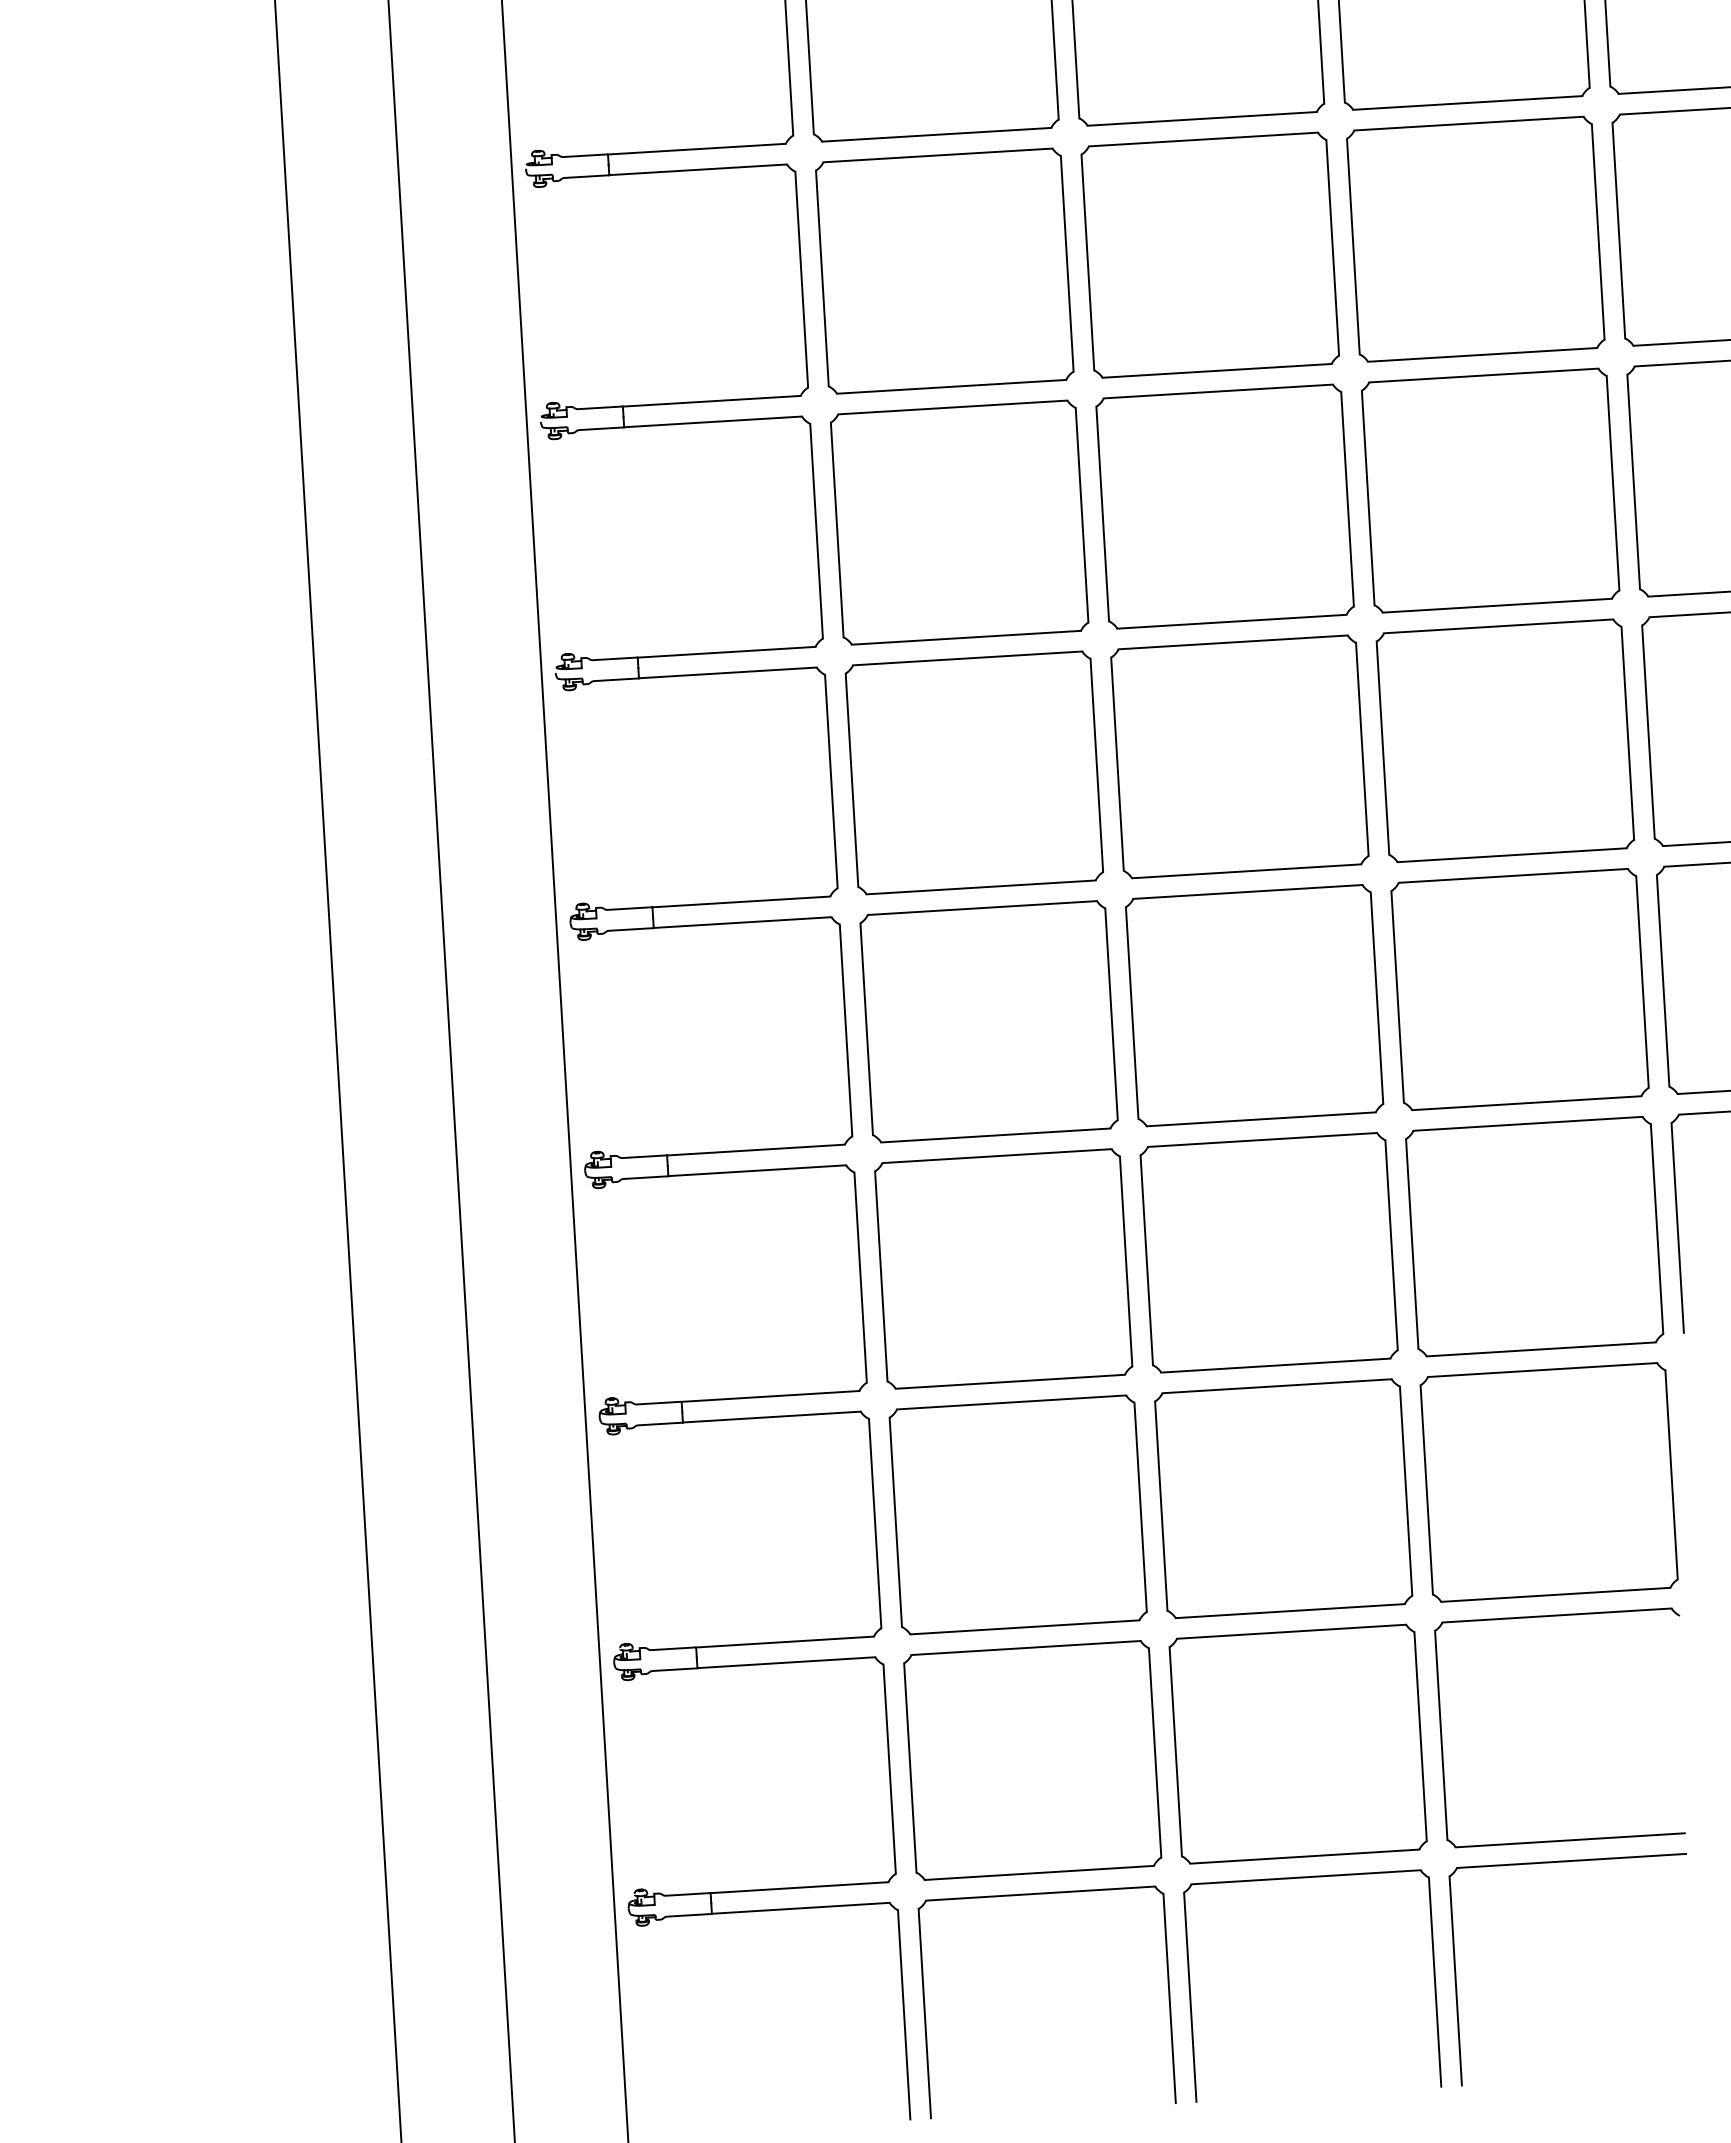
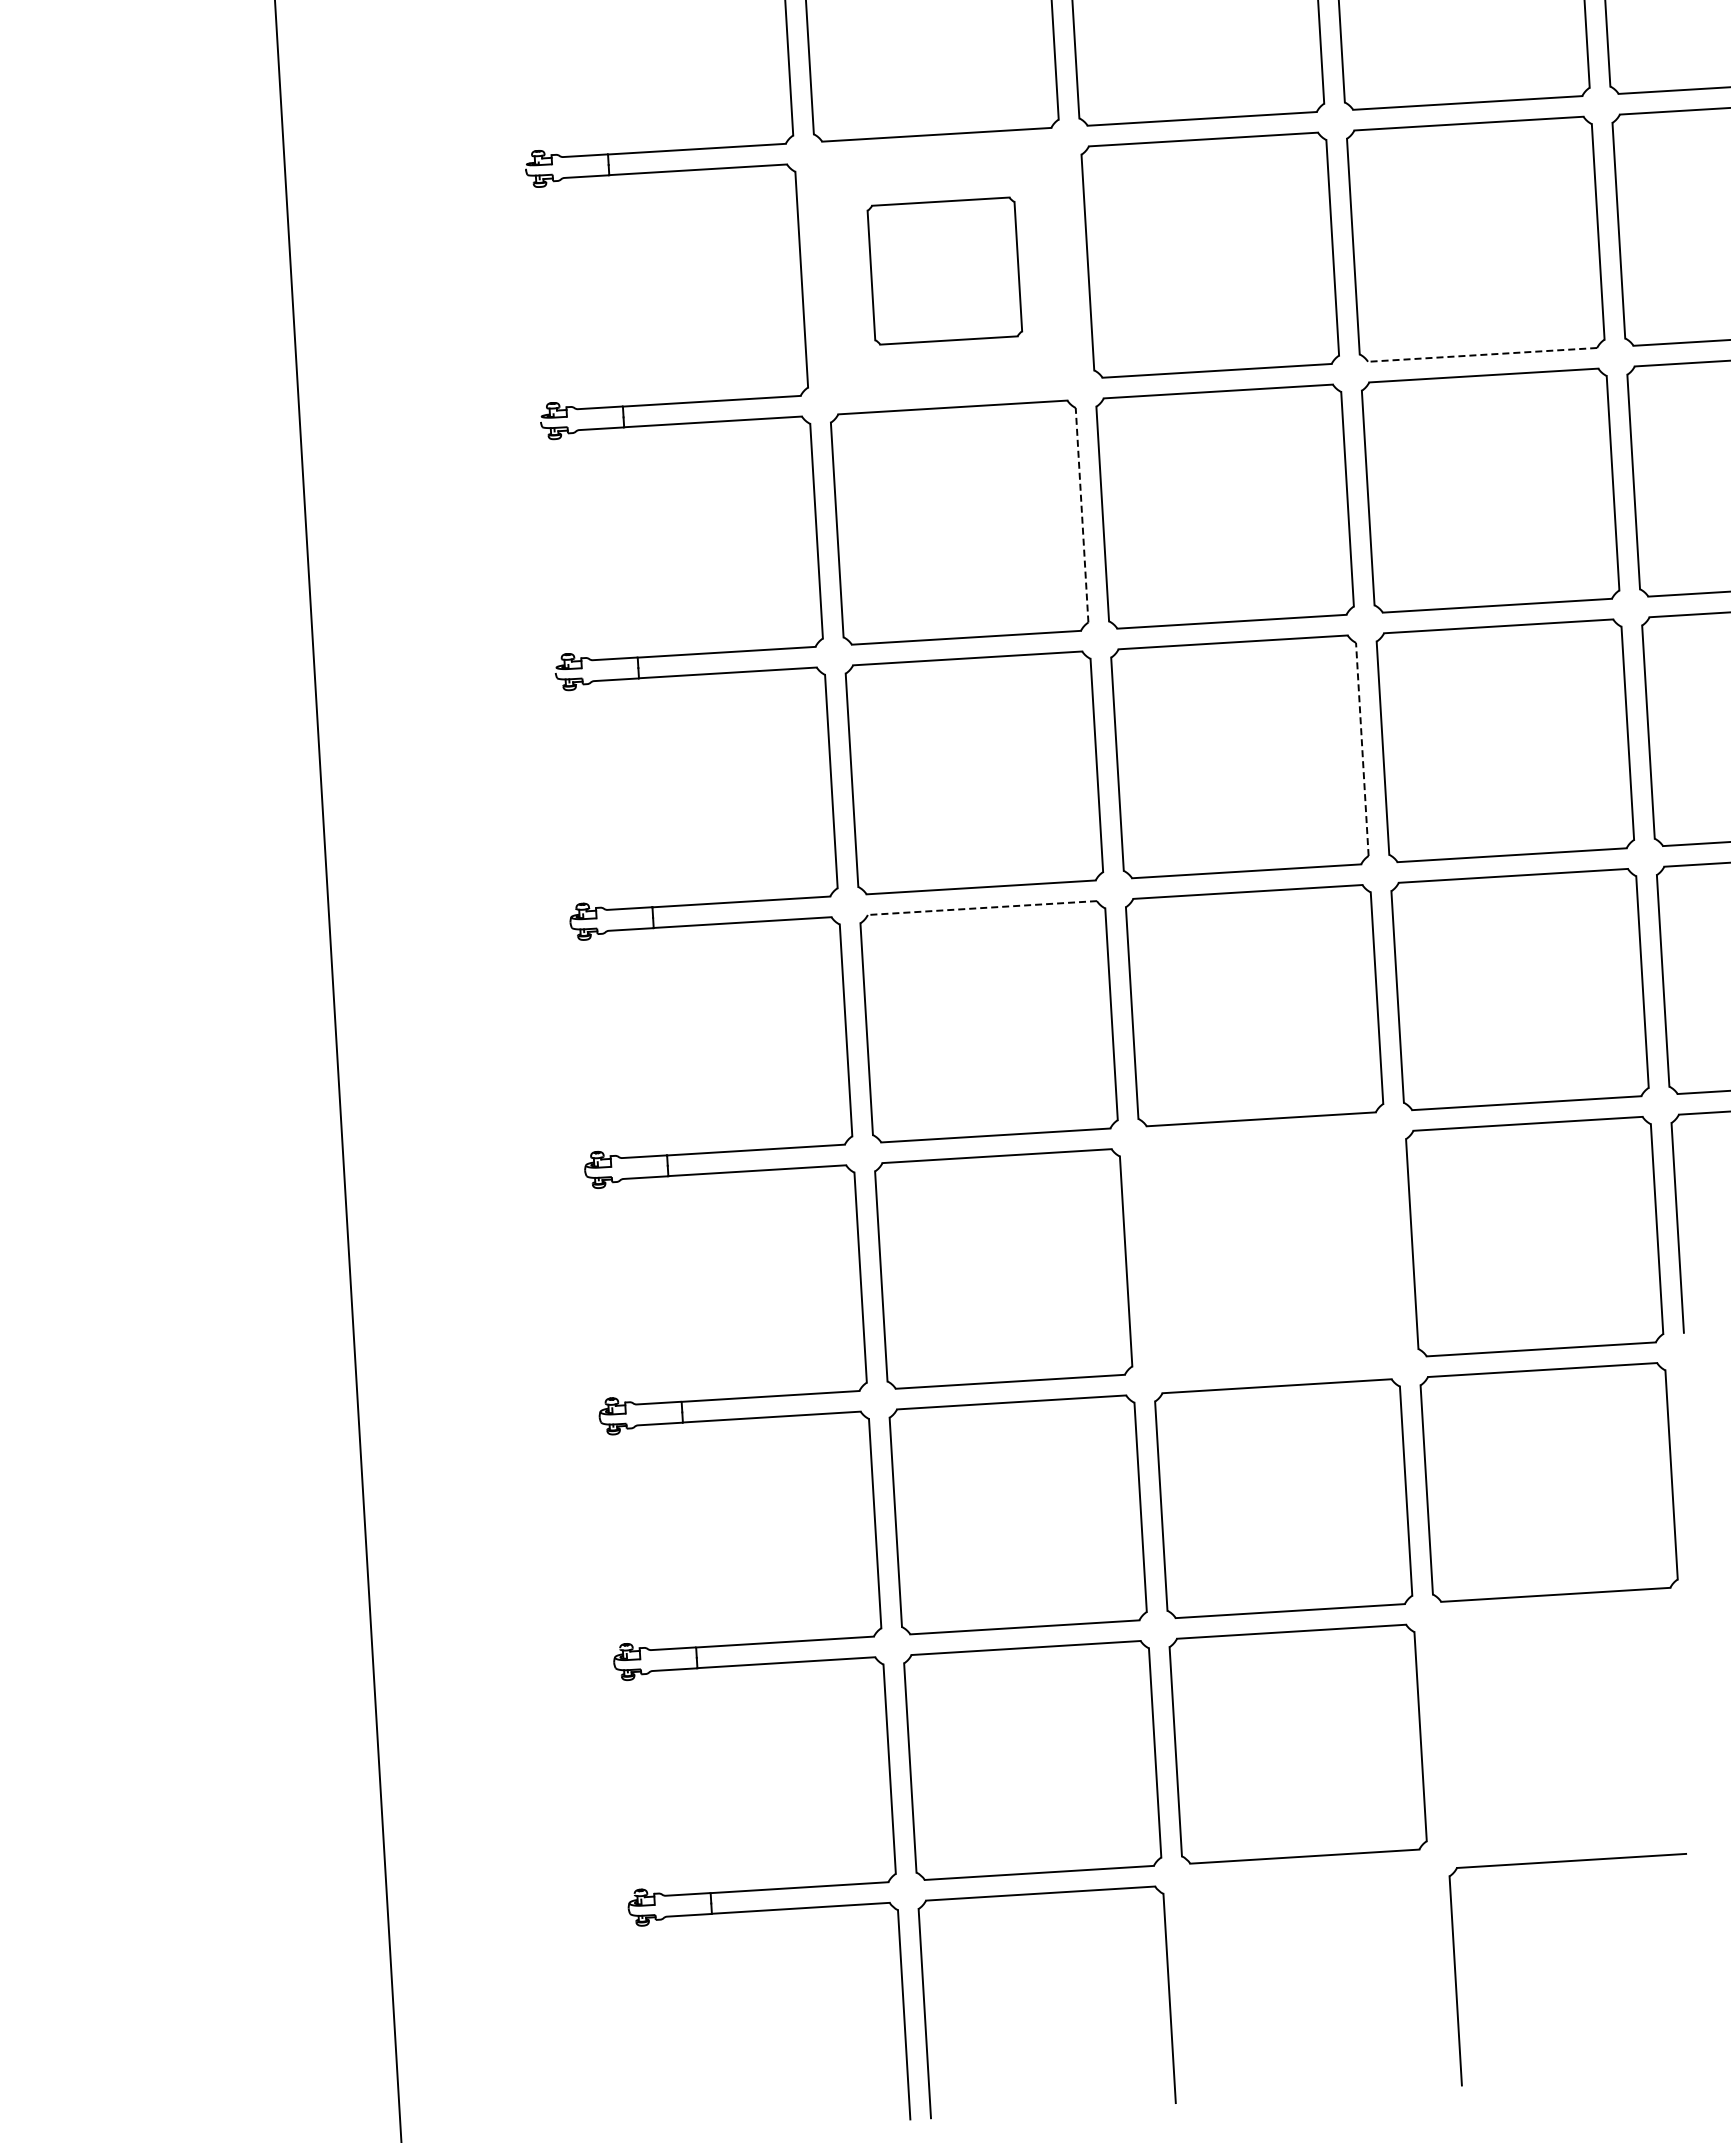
part size: 260x248 px -> 158x150 px (944, 270)
line: solid -> dashed (1482, 354)
line: solid -> dashed (1082, 514)
line: solid -> dashed (1362, 749)
line: solid -> dashed (982, 908)
line: present -> none (451, 1070)
line: present -> none (565, 1070)
part: present -> none (1268, 1252)
part: present -> none (1545, 1617)
part: present -> none (1307, 1878)
